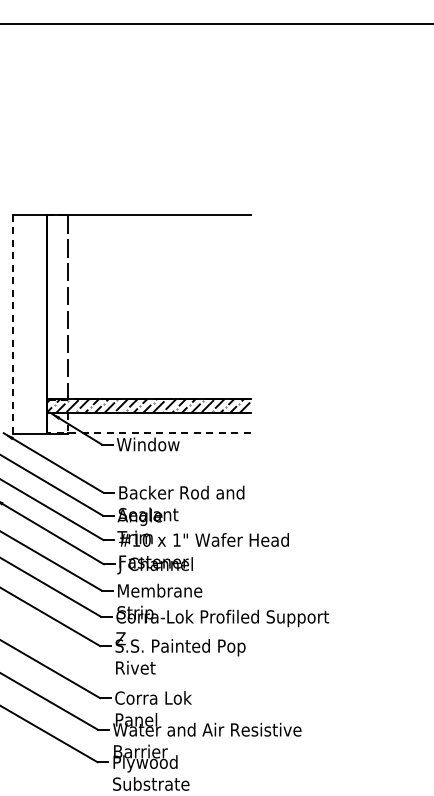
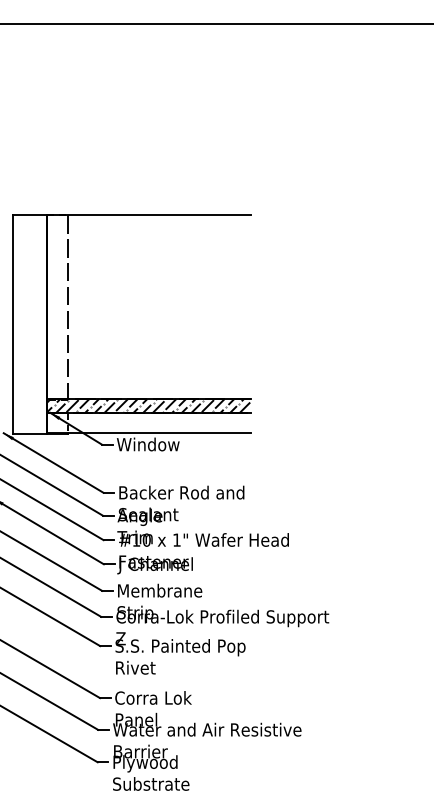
line: dashed -> solid (13, 324)
line: dashed -> solid (148, 433)
